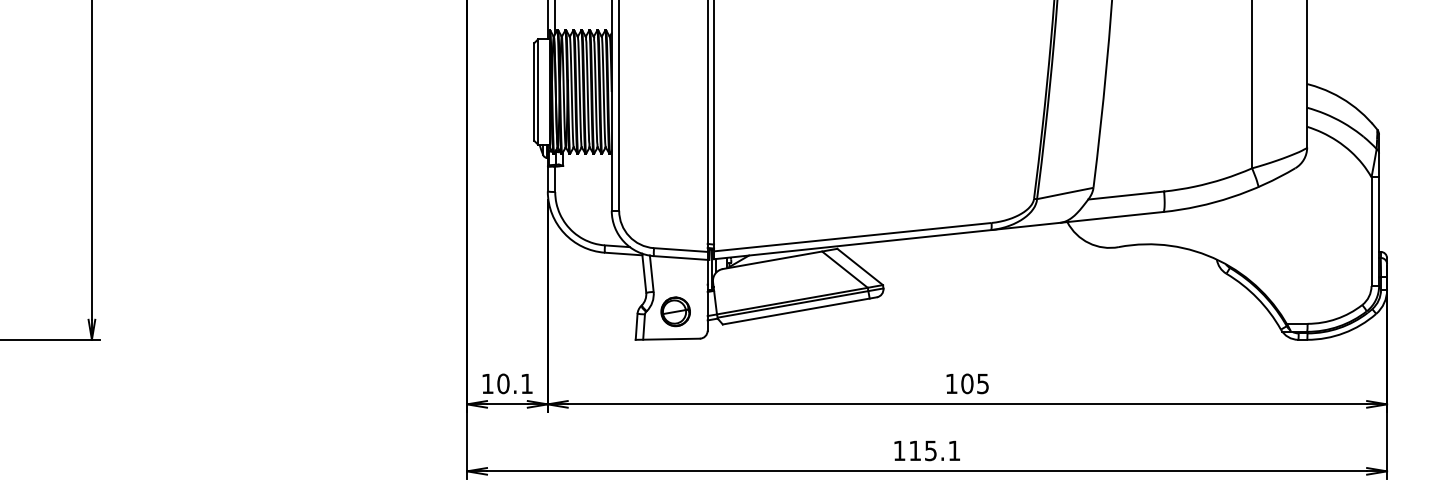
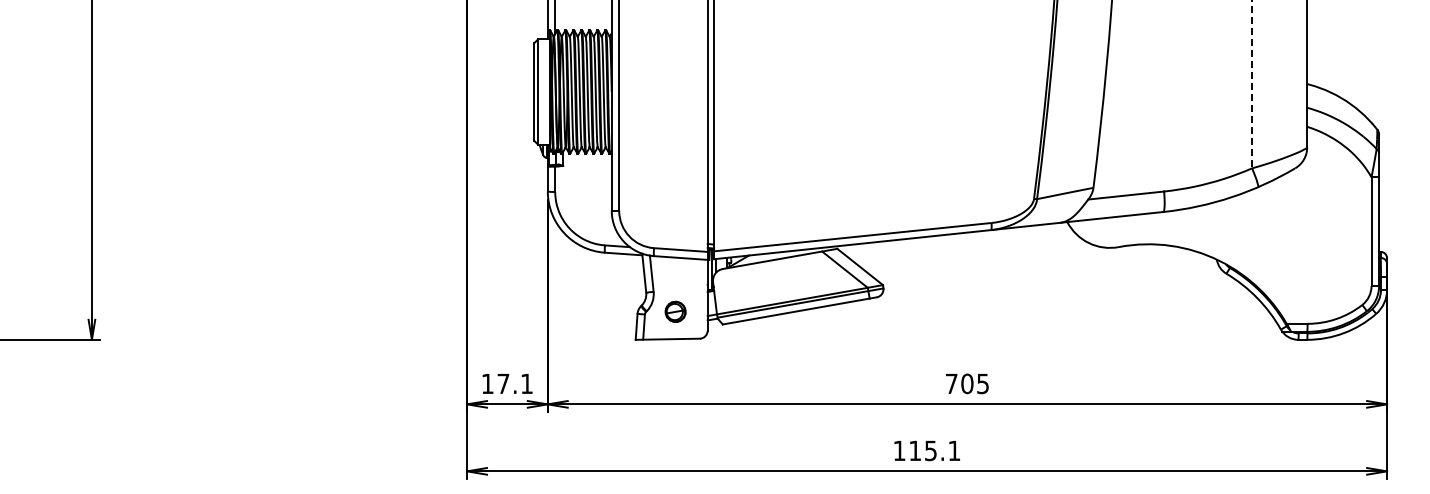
line: solid -> dashed (1252, 84)
part size: 31x32 px -> 23x23 px (675, 311)
text: 10.1 -> 17.1 (503, 383)
text: 105 -> 705 (951, 383)
